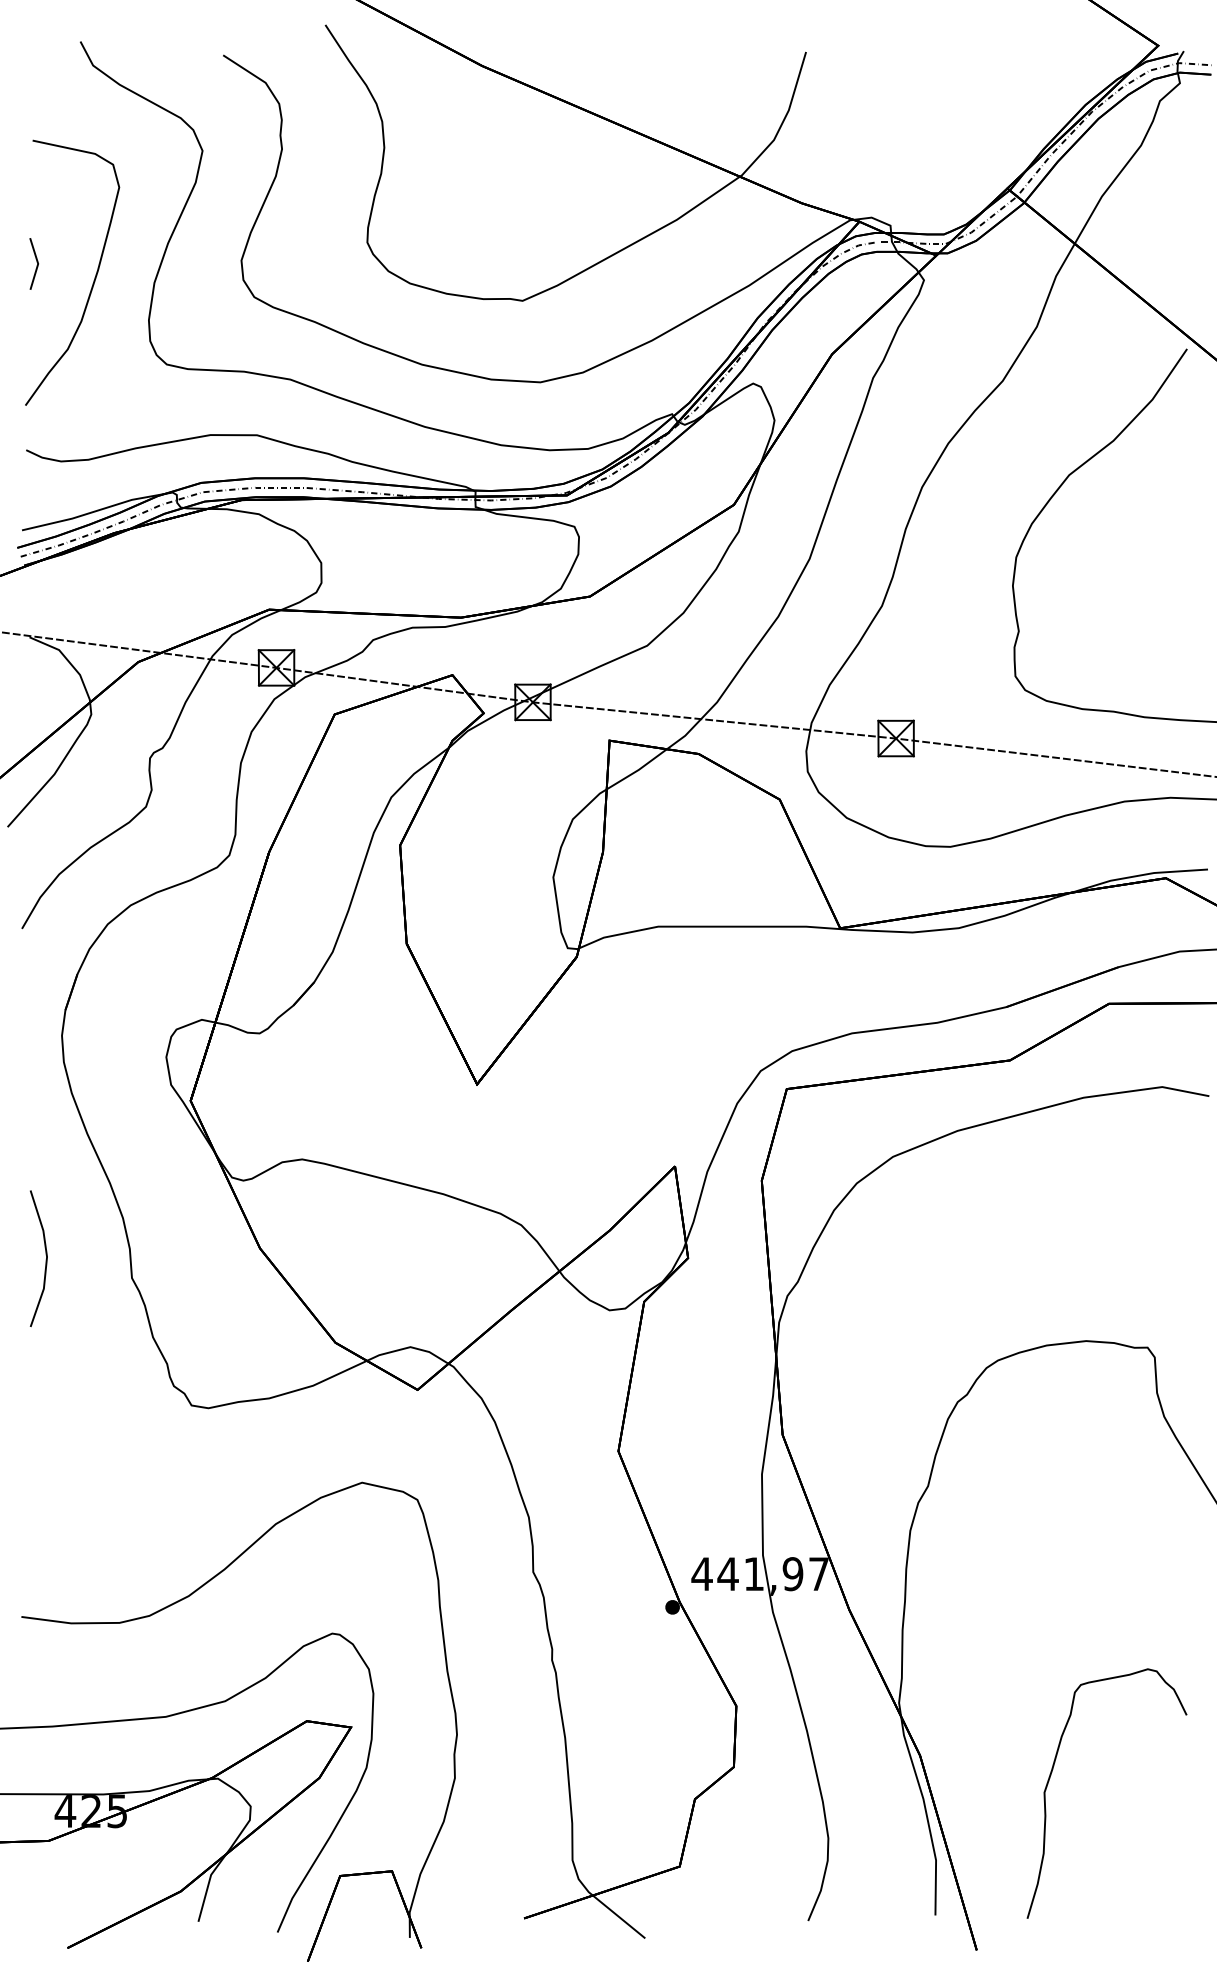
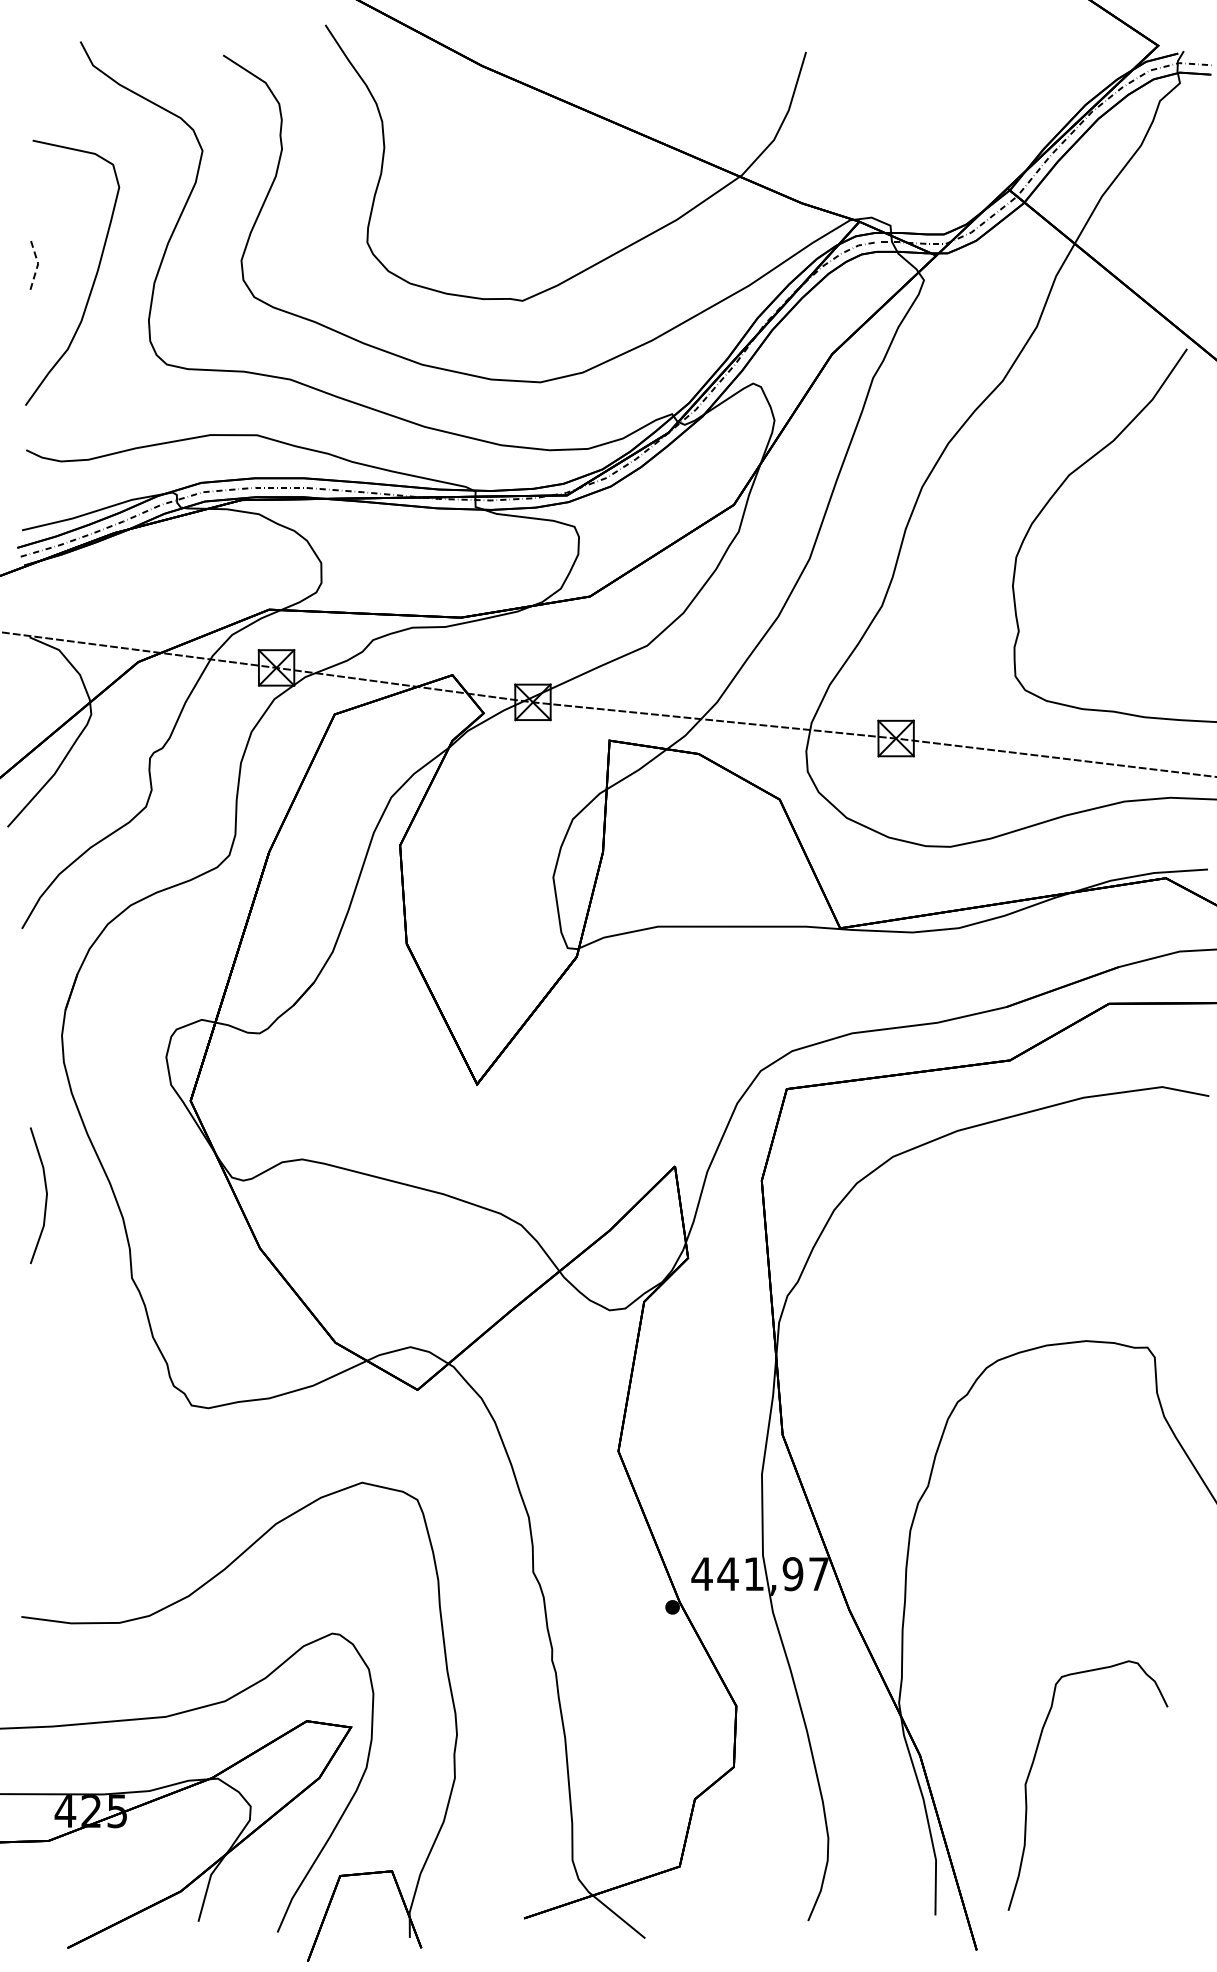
line: solid -> dashed (38, 263)
line position: (45, 1259) -> (45, 1196) (45, 1196)
curve position: (1051, 1775) -> (1032, 1767) (1032, 1767)
